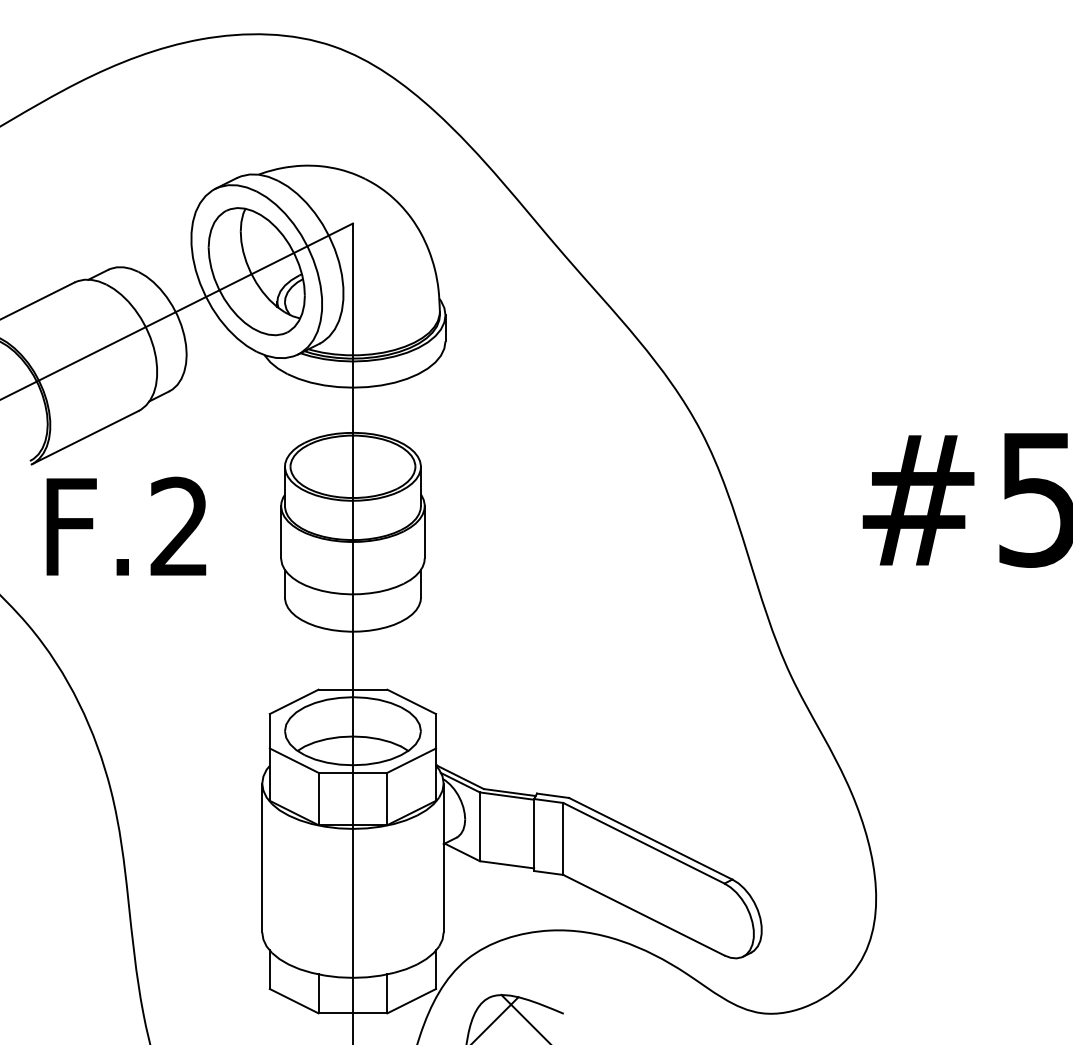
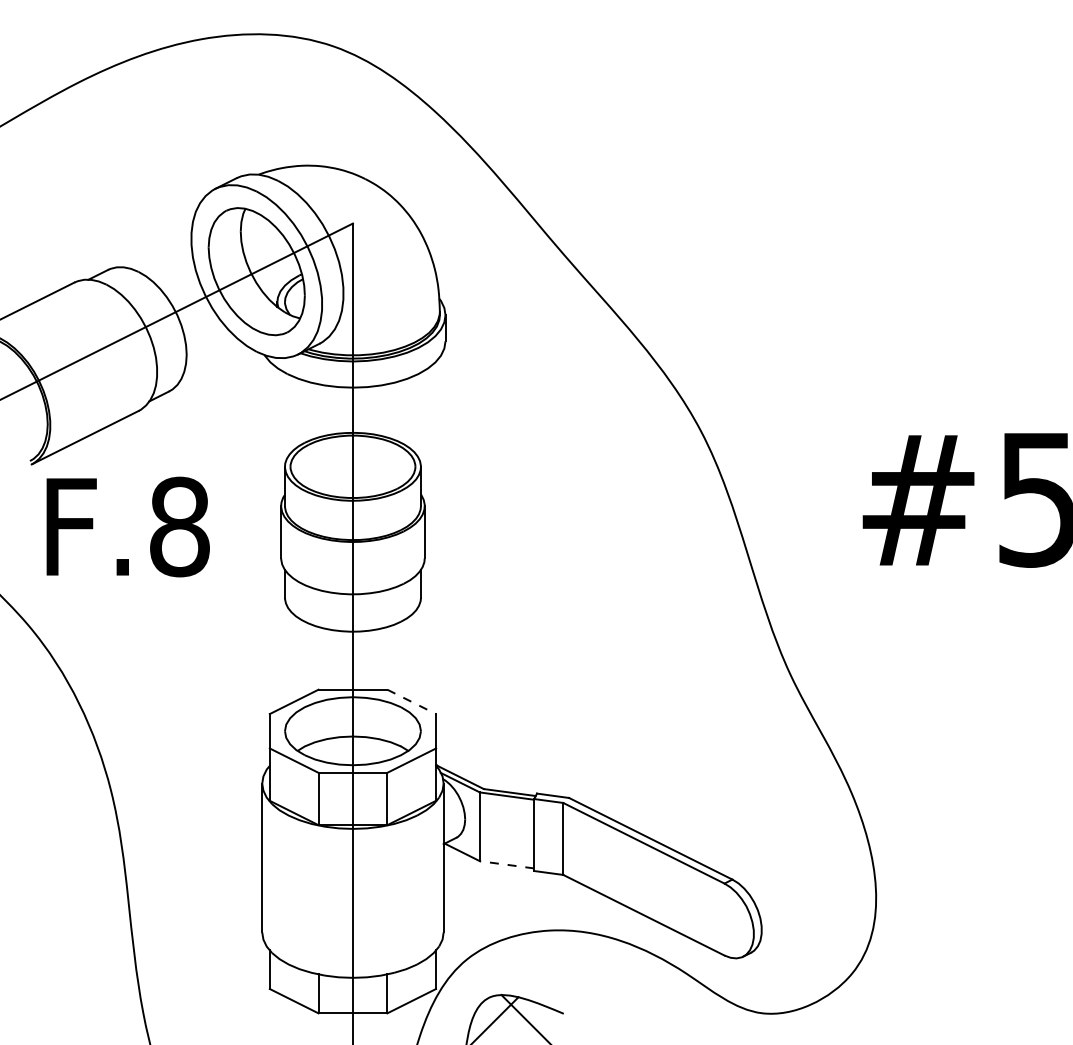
text: F.2 -> F.8 (179, 526)
line: solid -> dashed (412, 702)
line: solid -> dashed (506, 864)
